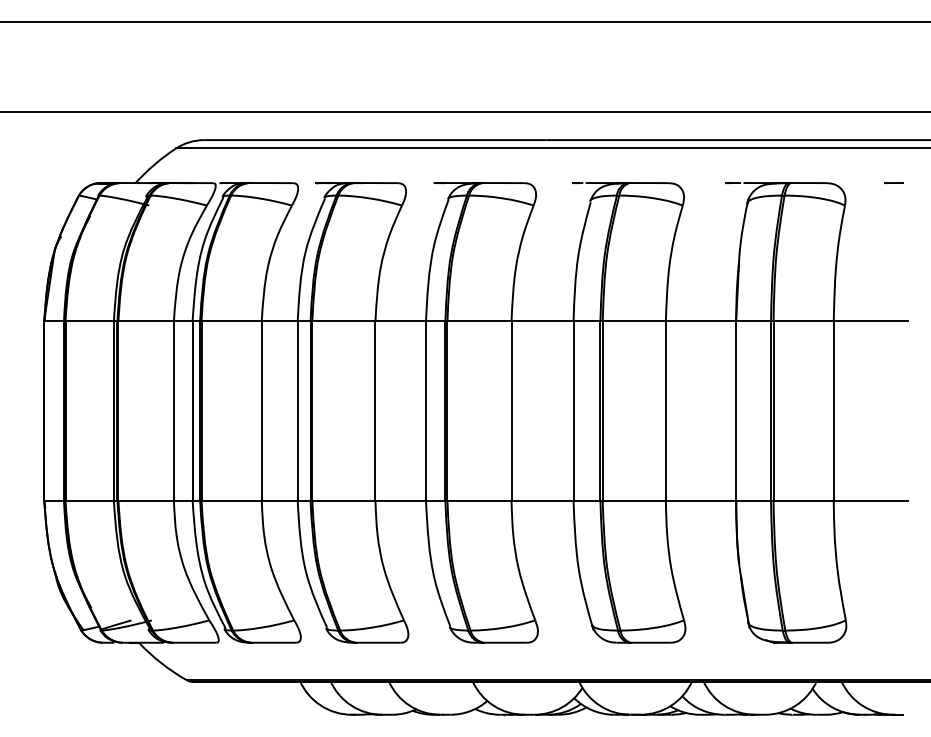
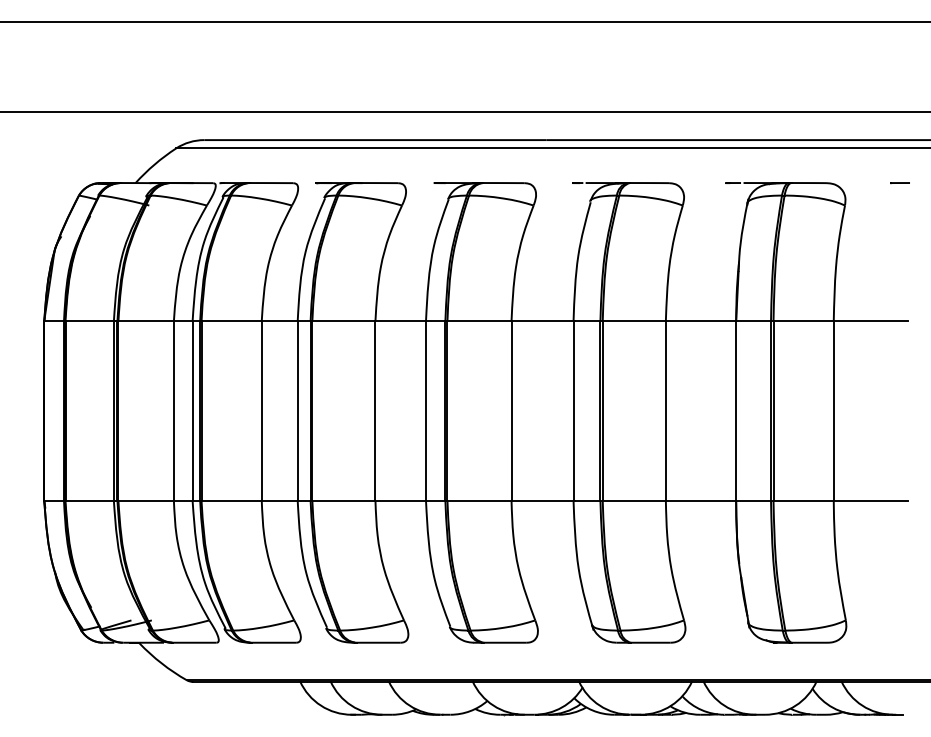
line position: (893, 183) -> (899, 183) (899, 183)
